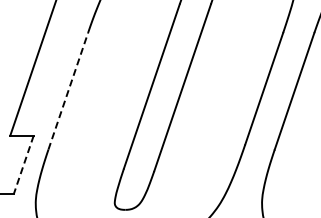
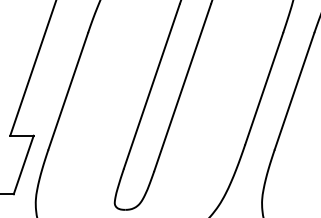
line: dashed -> solid (68, 91)
line: dashed -> solid (23, 165)
